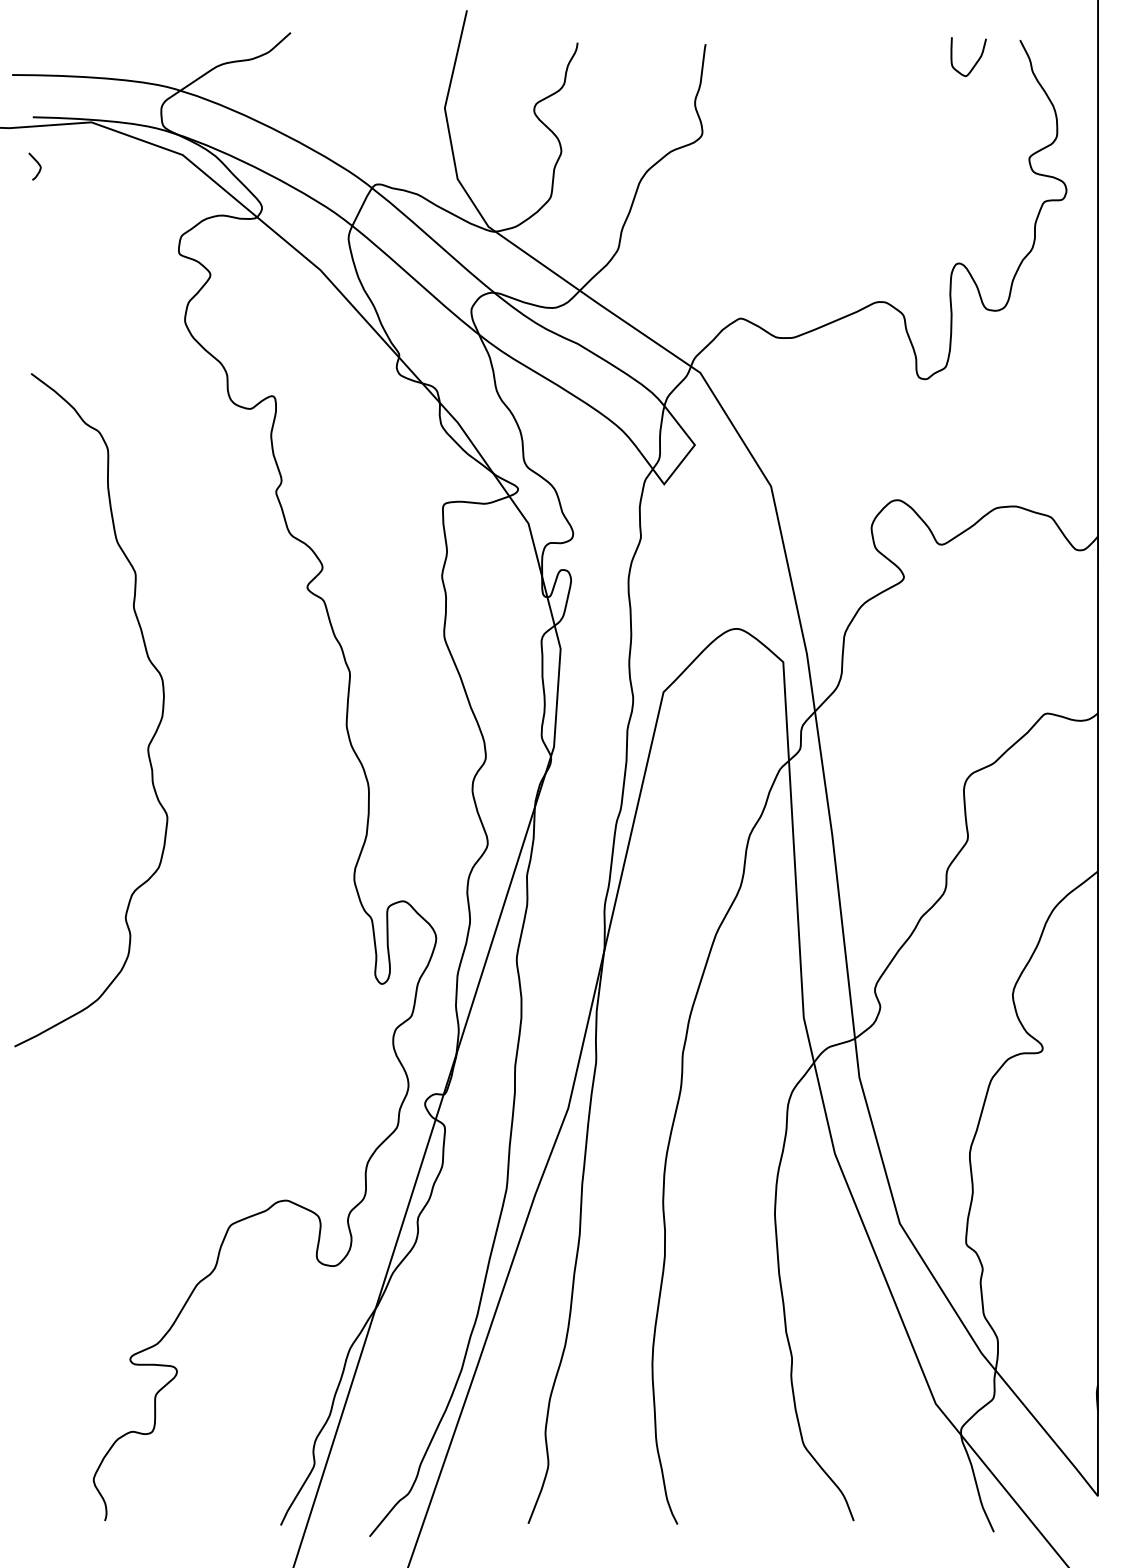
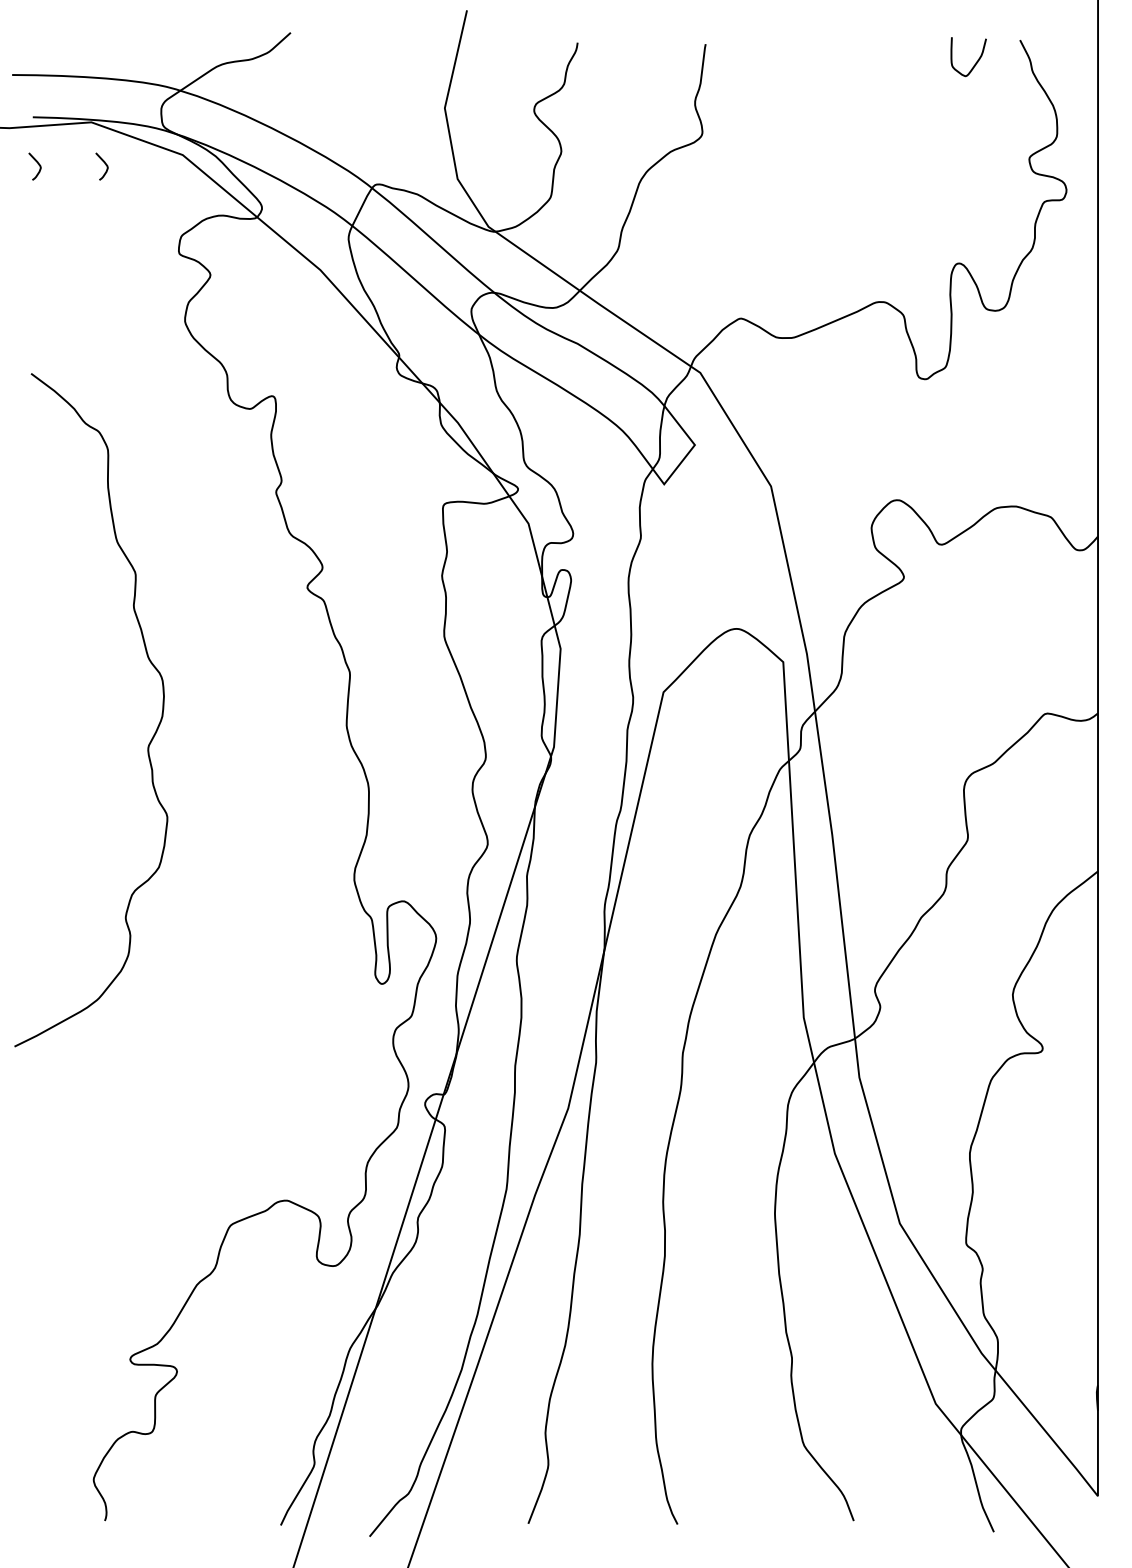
curve: none -> present (105, 165)
